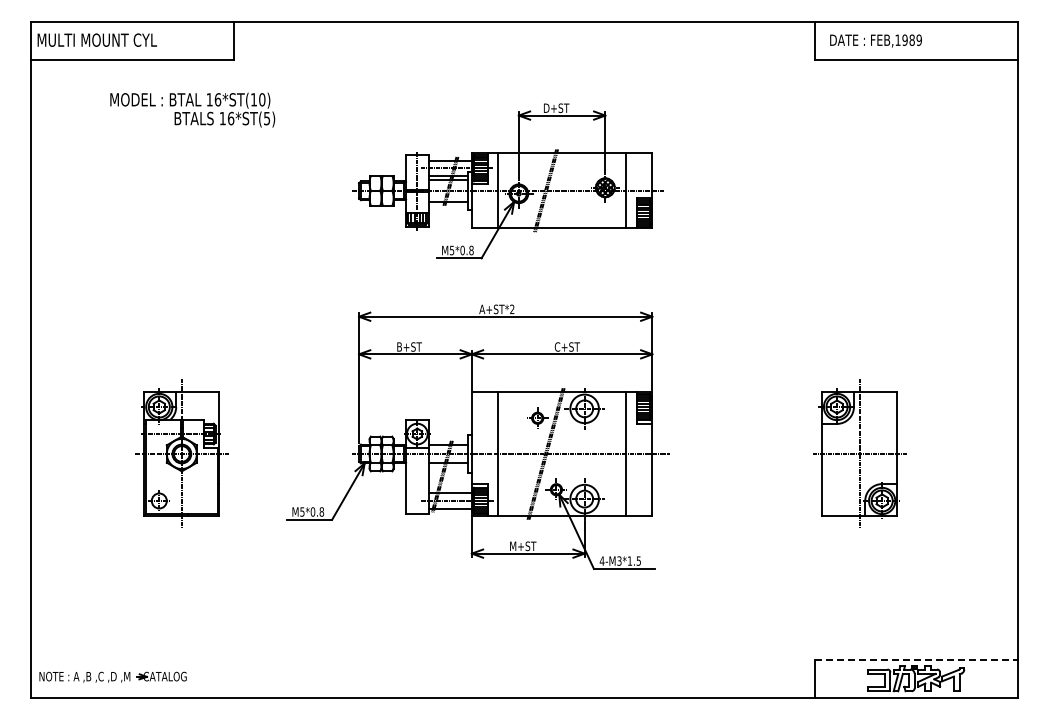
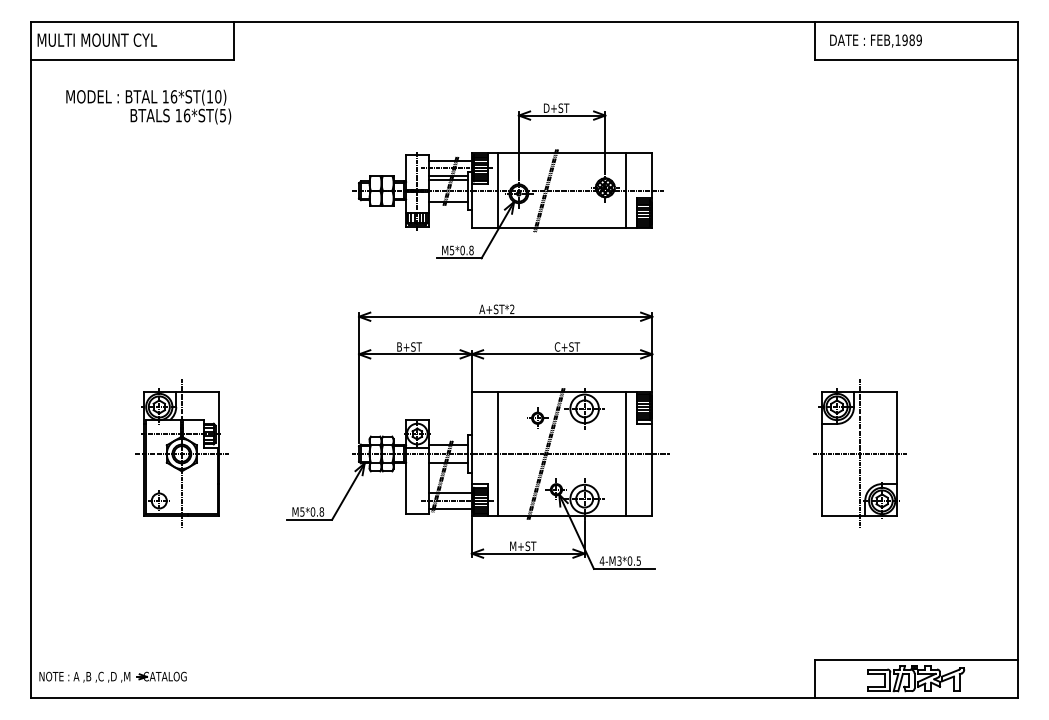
text position: (192, 109) -> (148, 106) (148, 106)
text: 4-M3*1.5 -> 4-M3*0.5 (629, 560)
line: dashed -> solid (916, 660)
